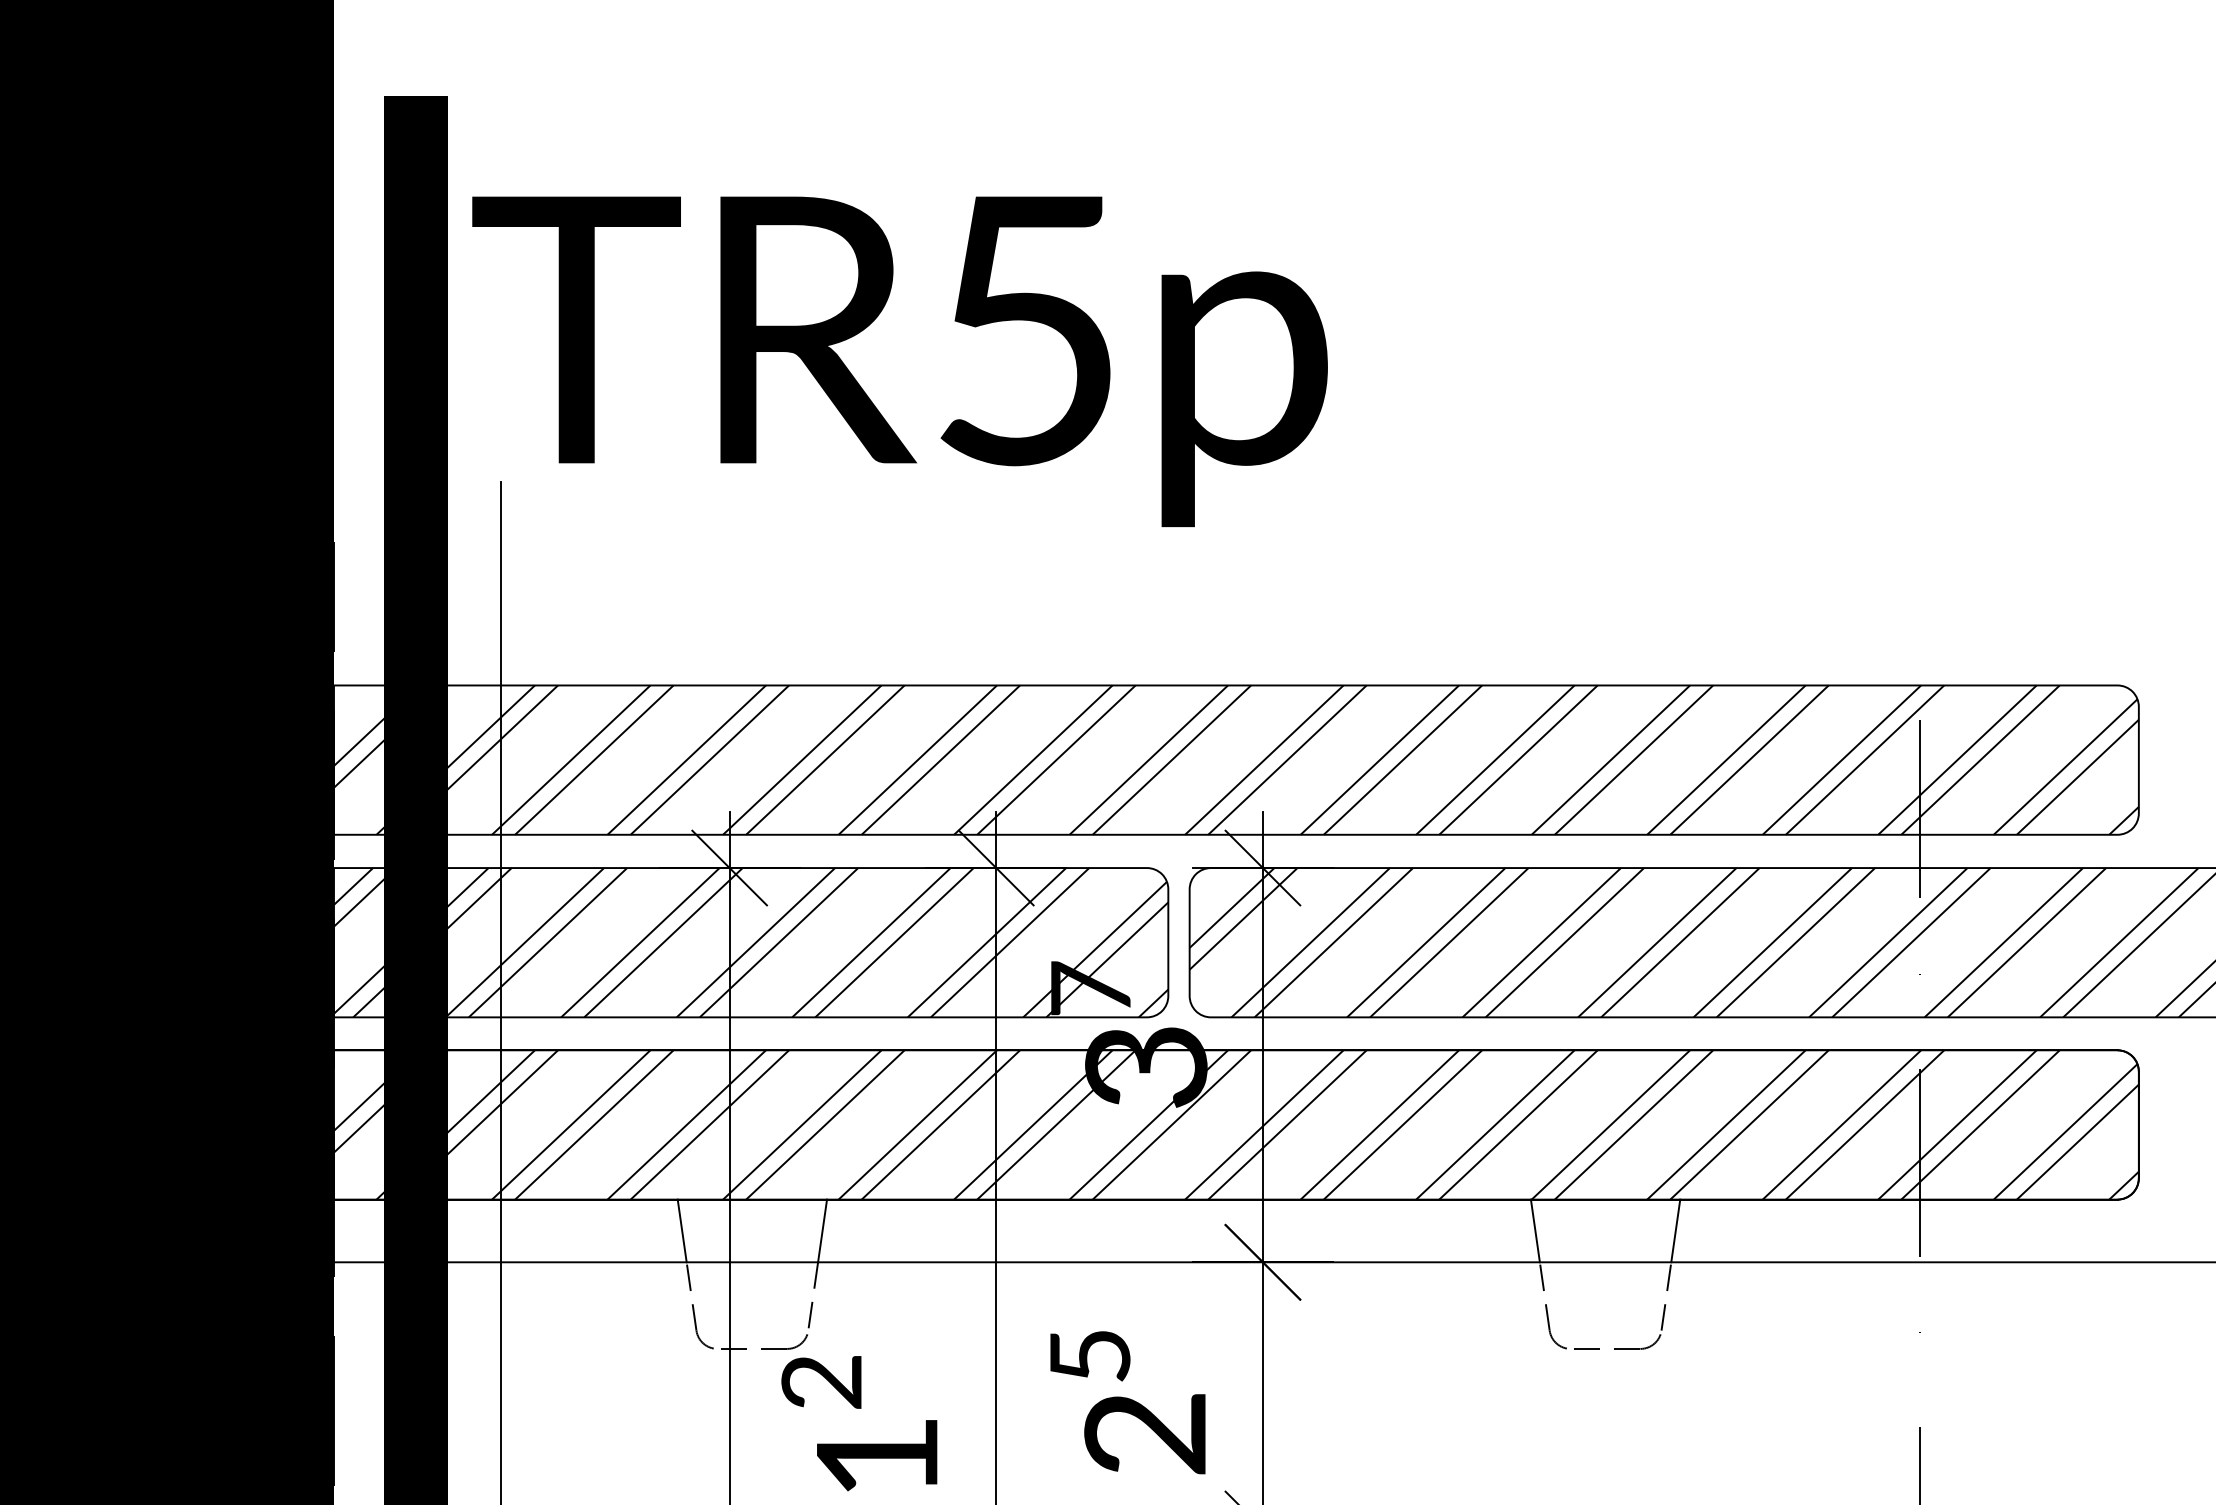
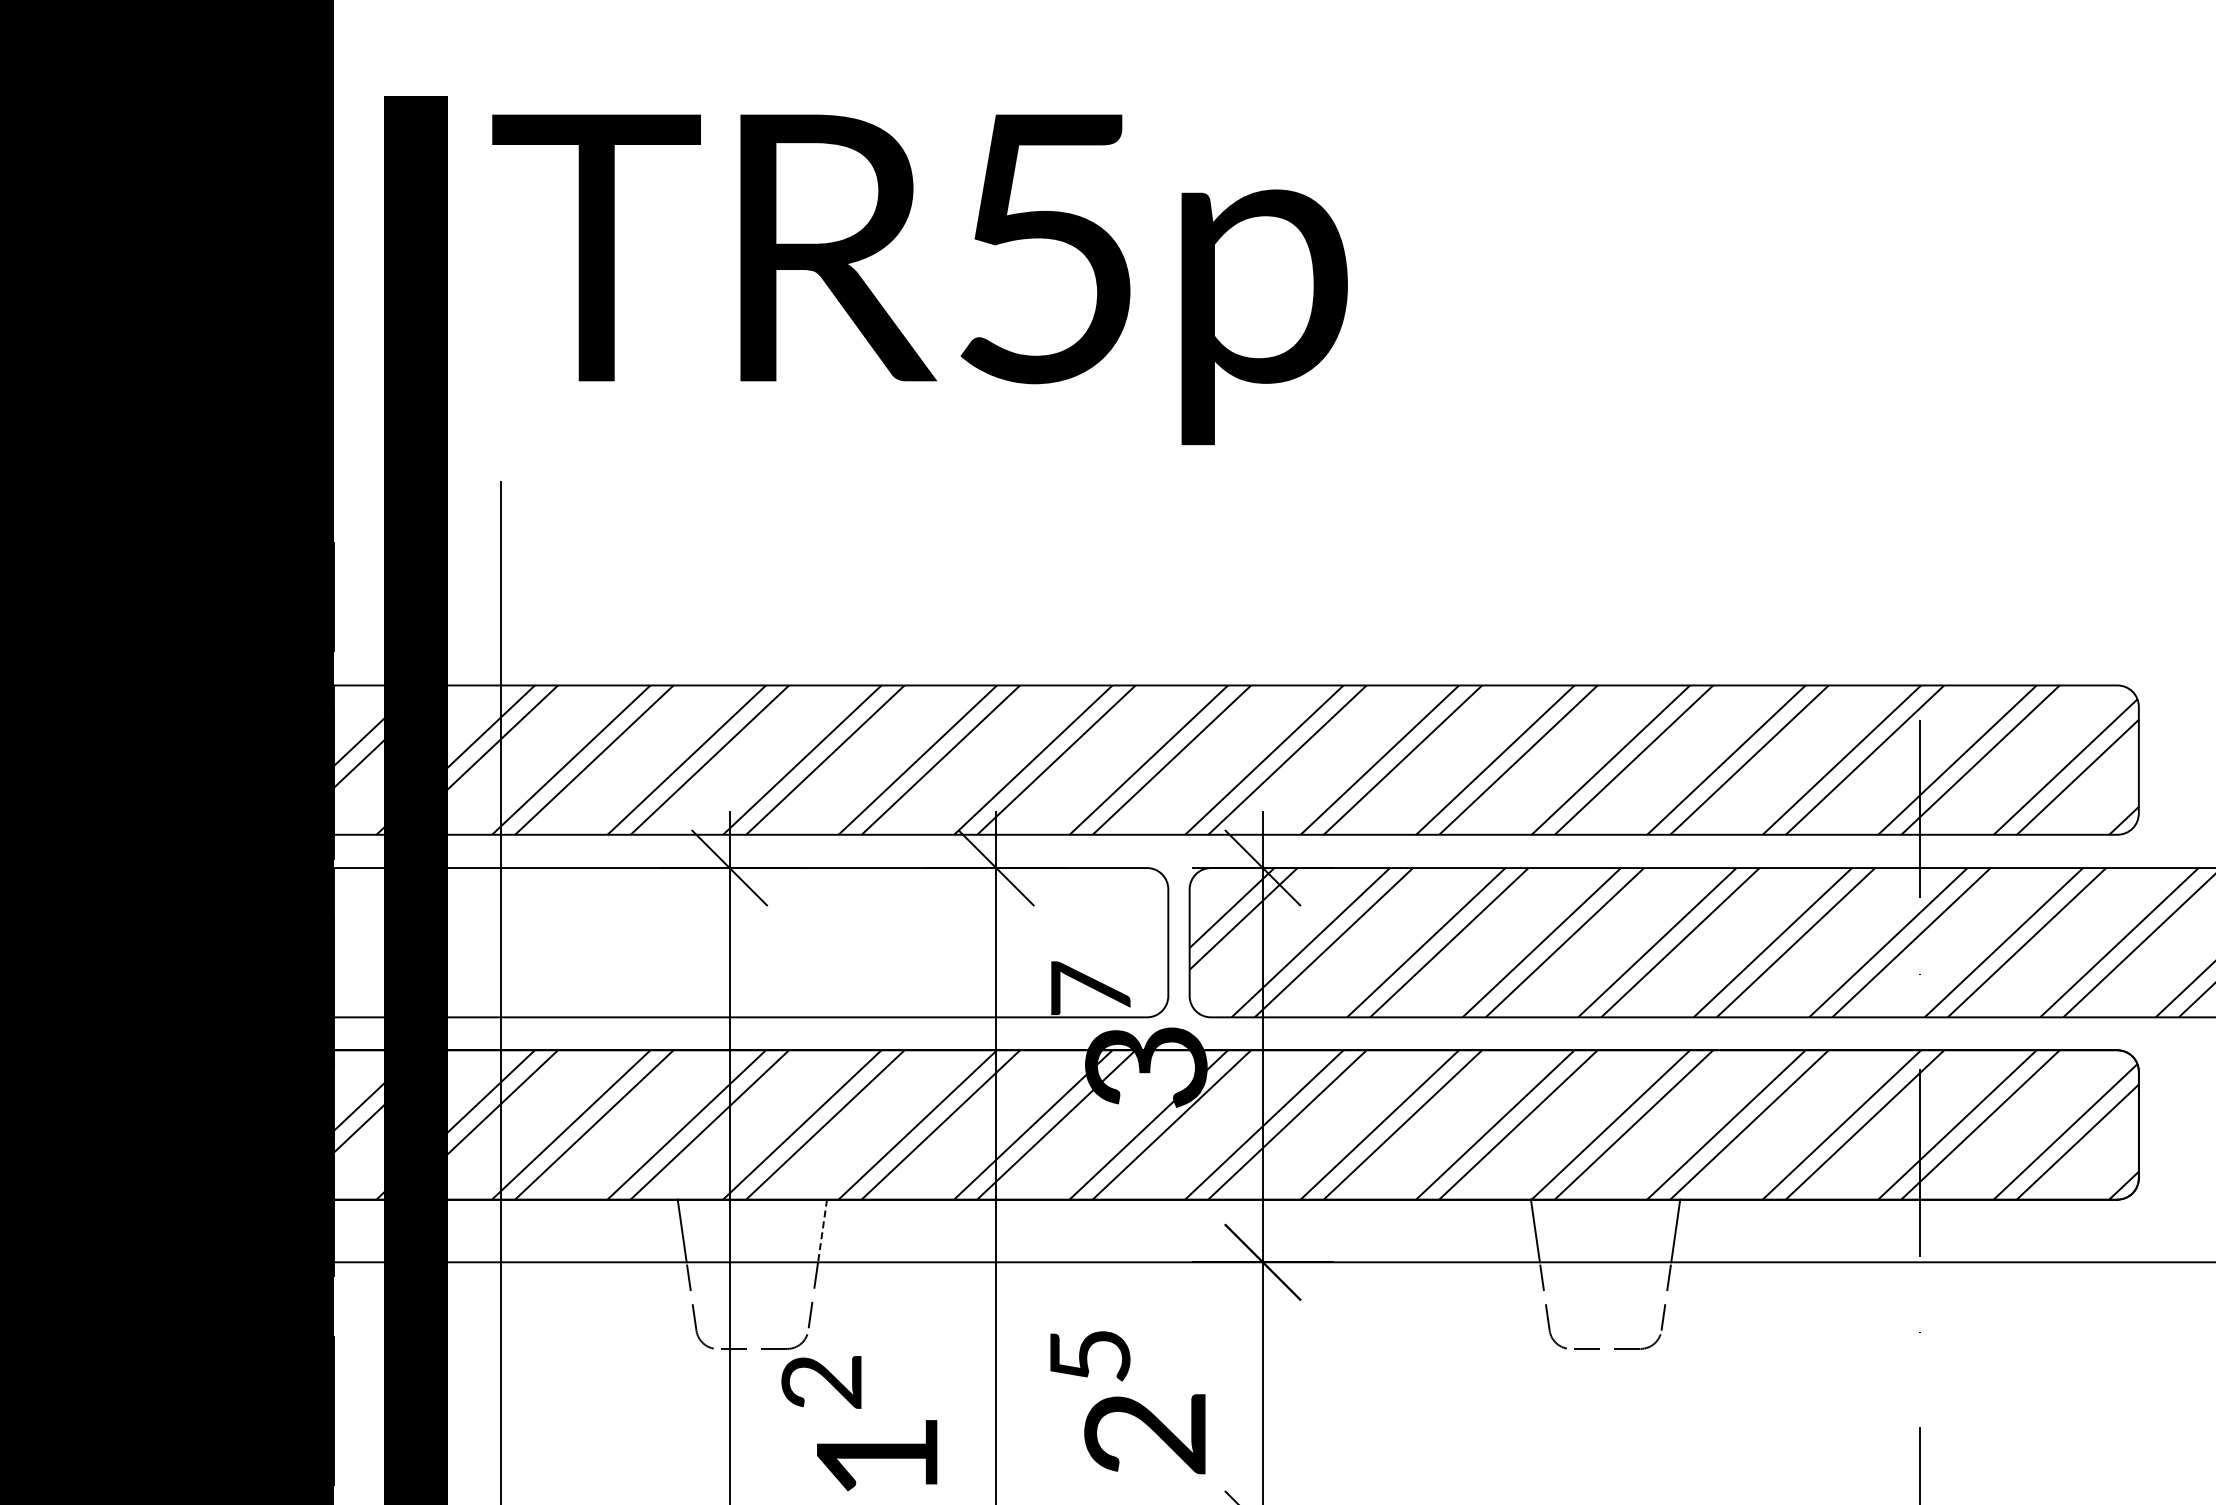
text position: (899, 361) -> (919, 279) (919, 279)
hatch: present -> none (750, 942)
line: solid -> dashed (822, 1230)
